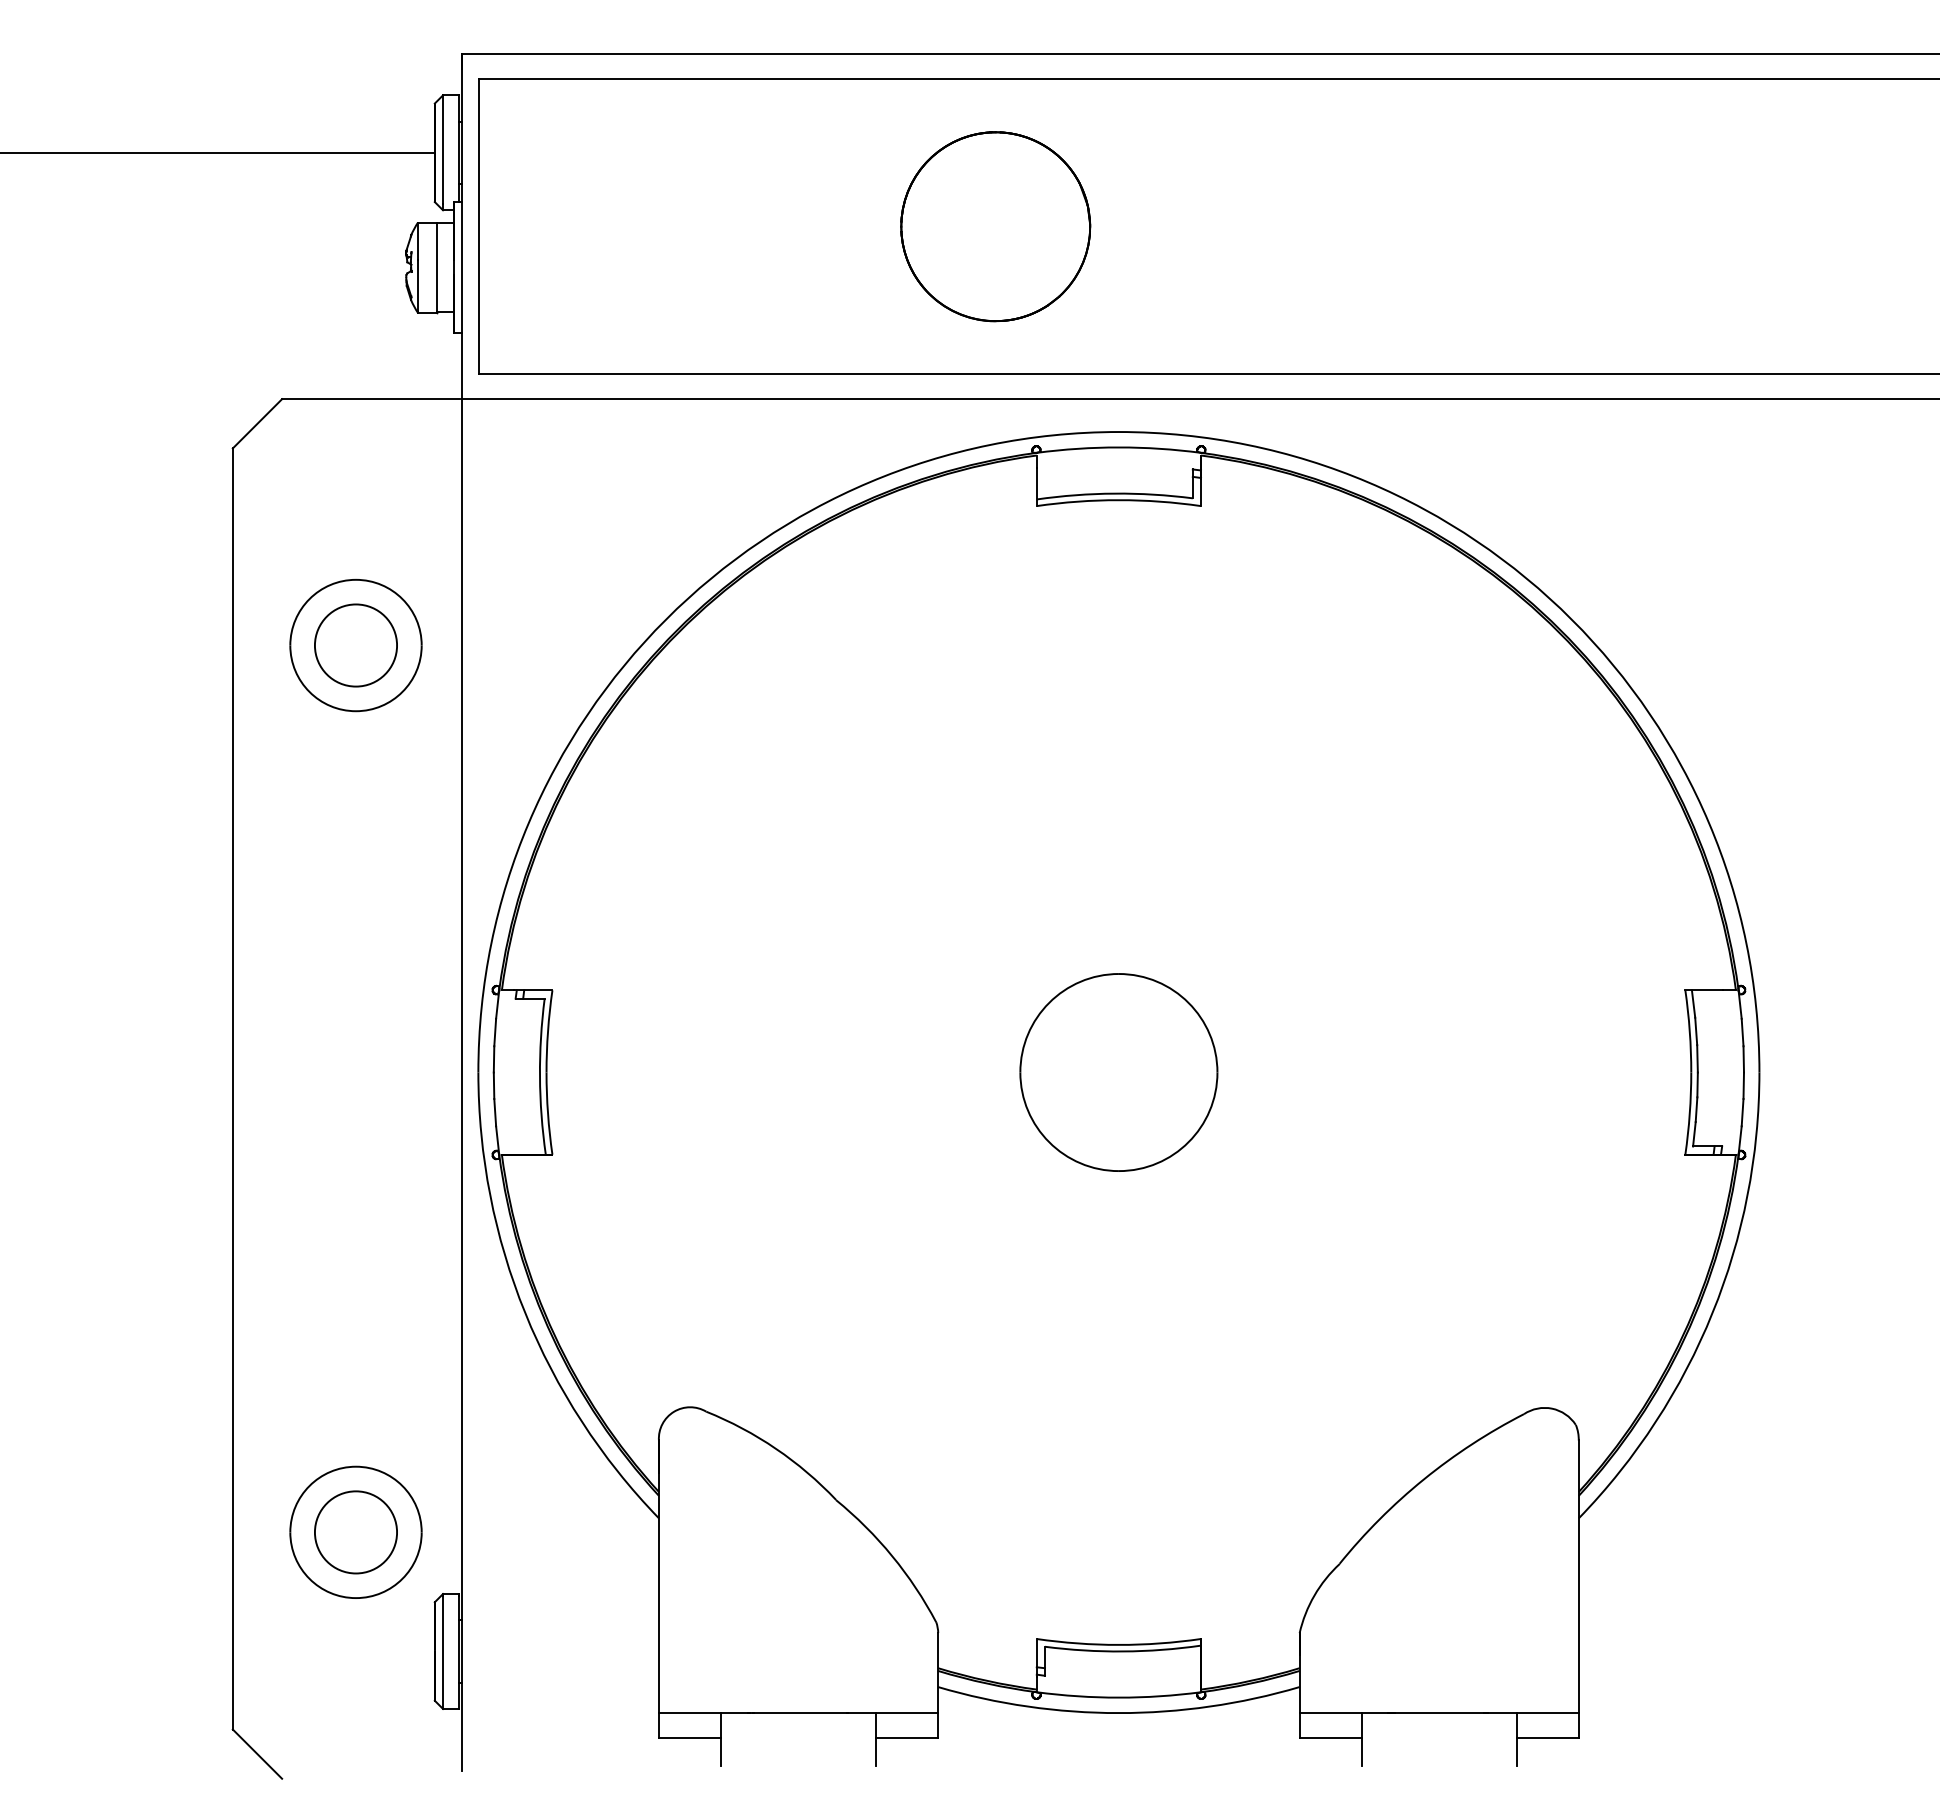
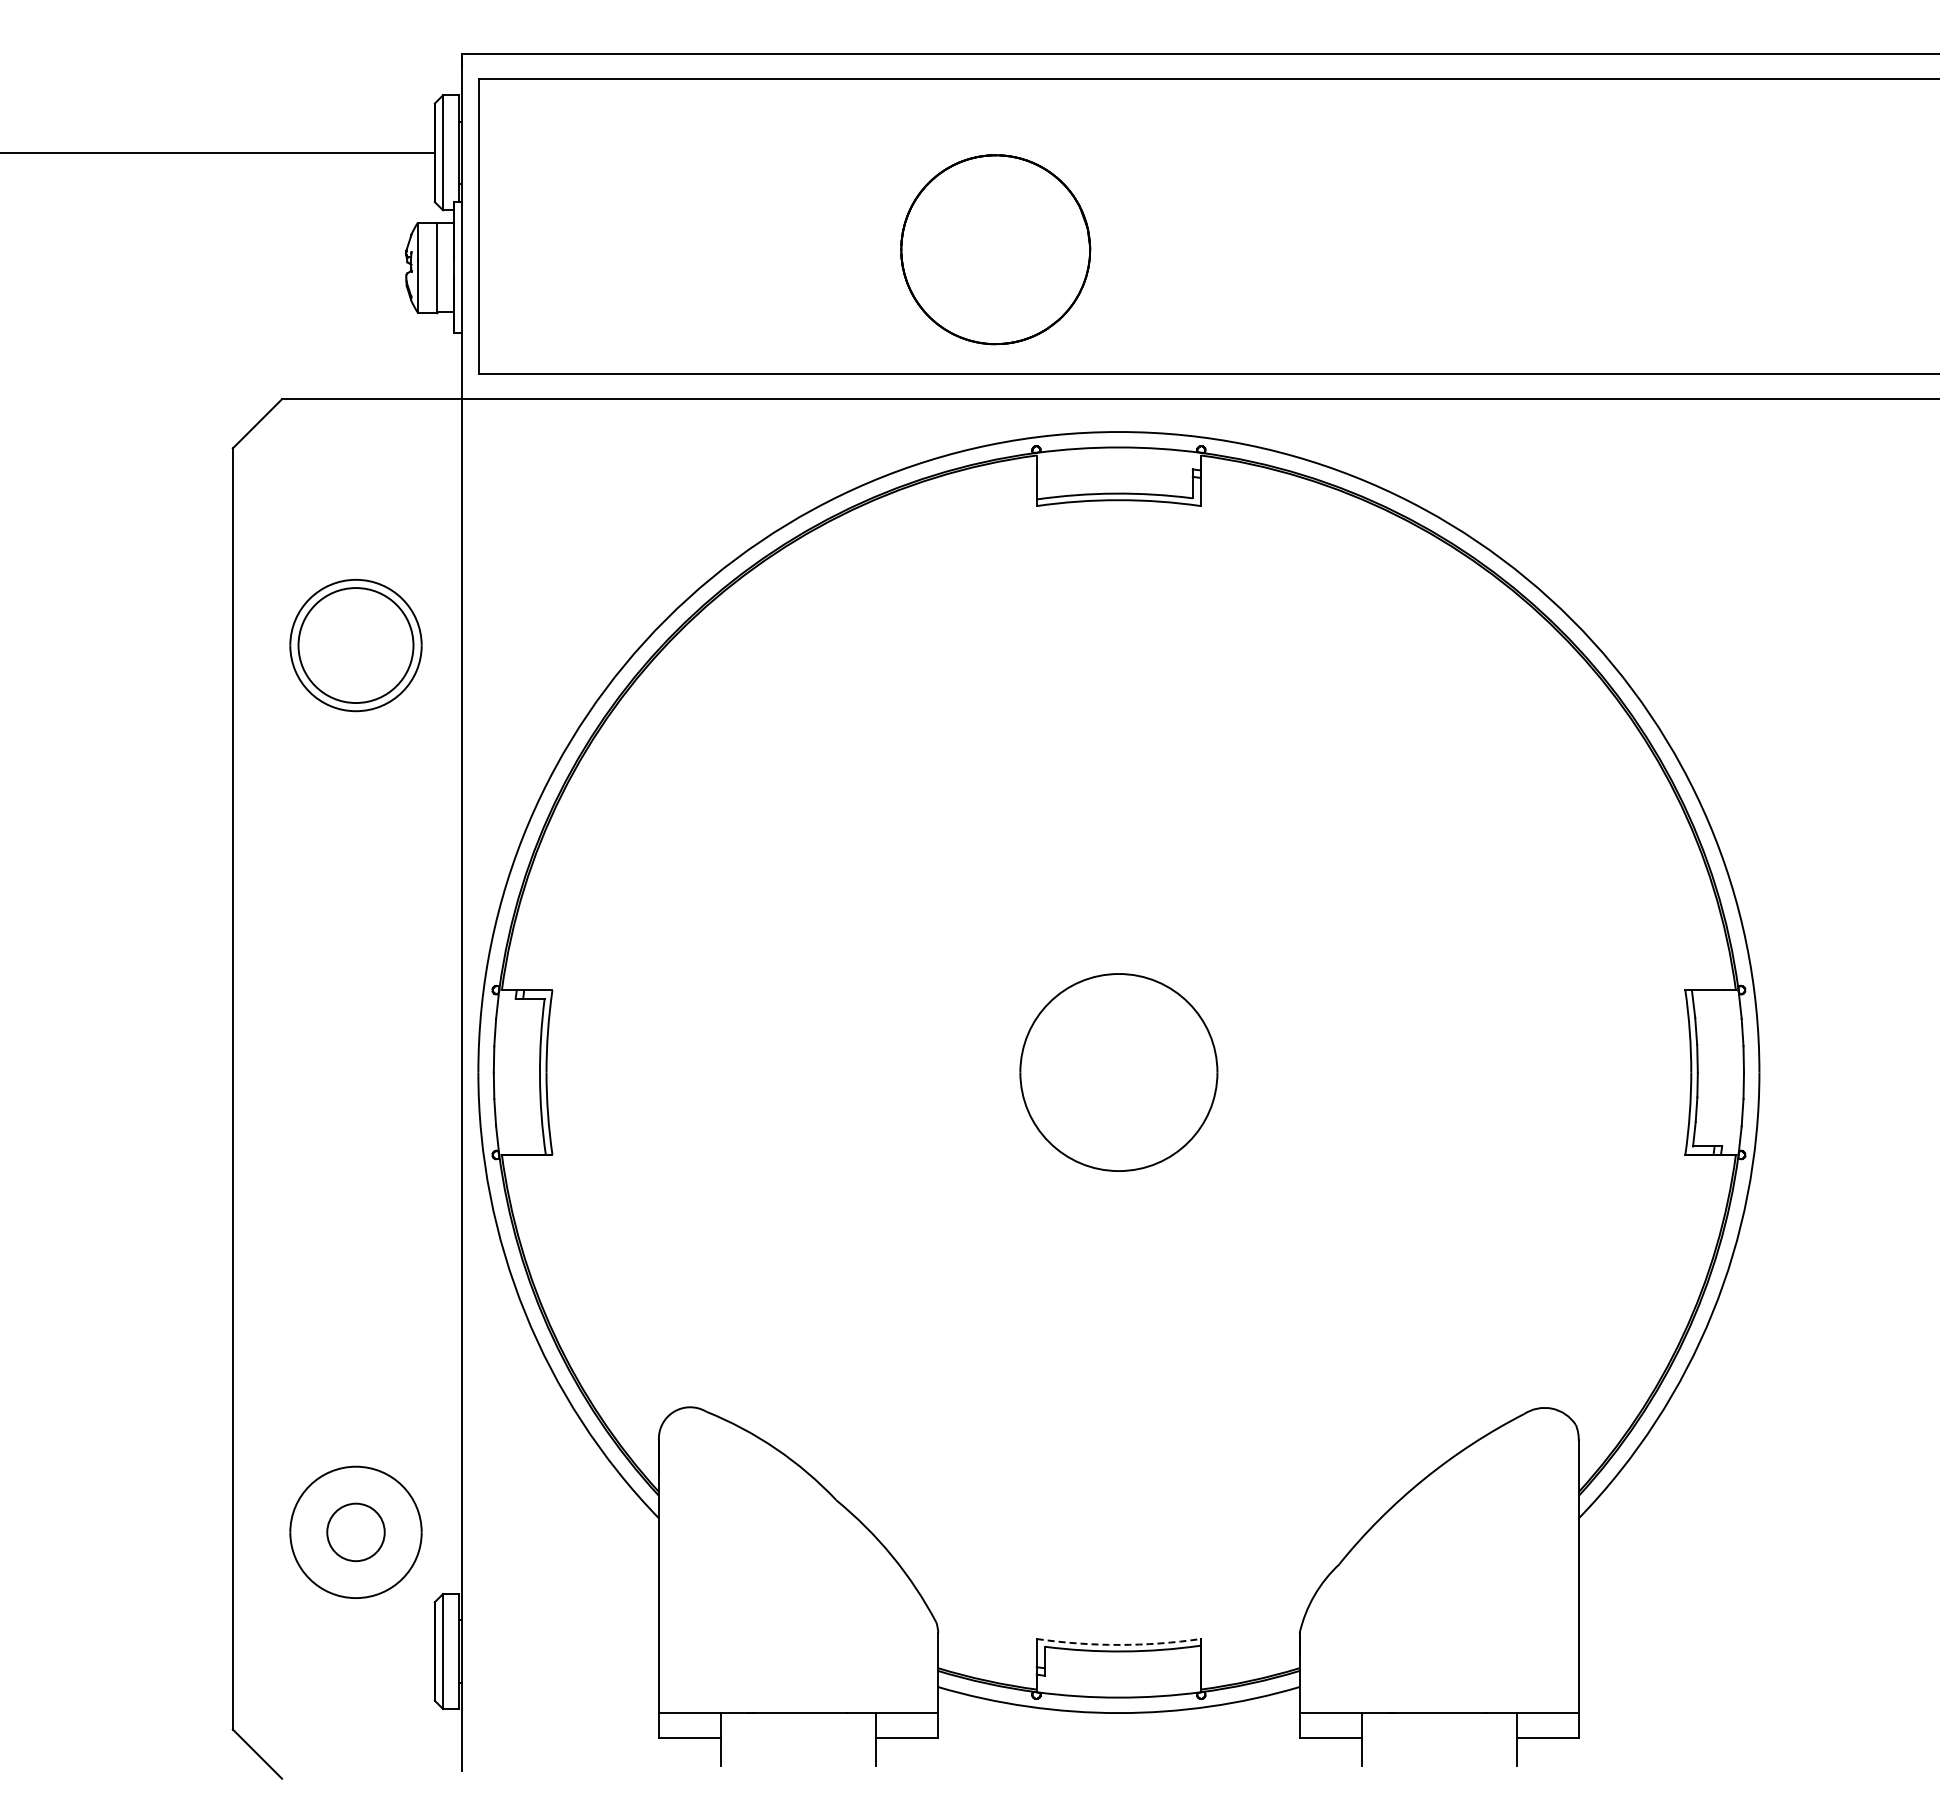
part position: (995, 226) -> (995, 249) (995, 249)
circle diameter: 82 px -> 115 px (355, 645)
circle diameter: 82 px -> 57 px (355, 1532)
arc: solid -> dashed (1118, 1644)
